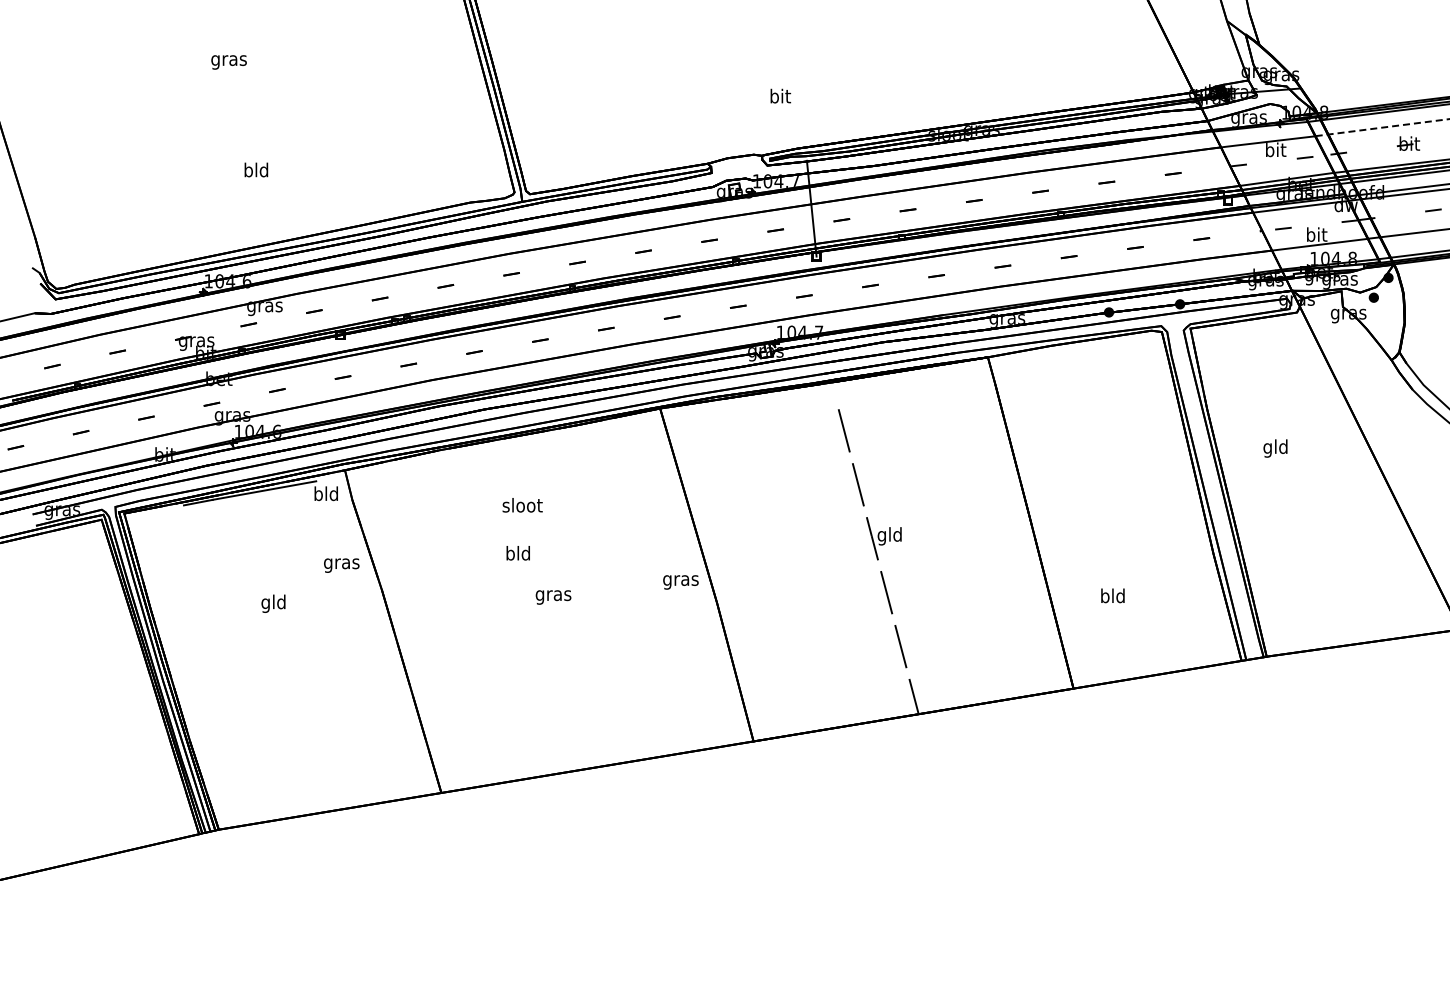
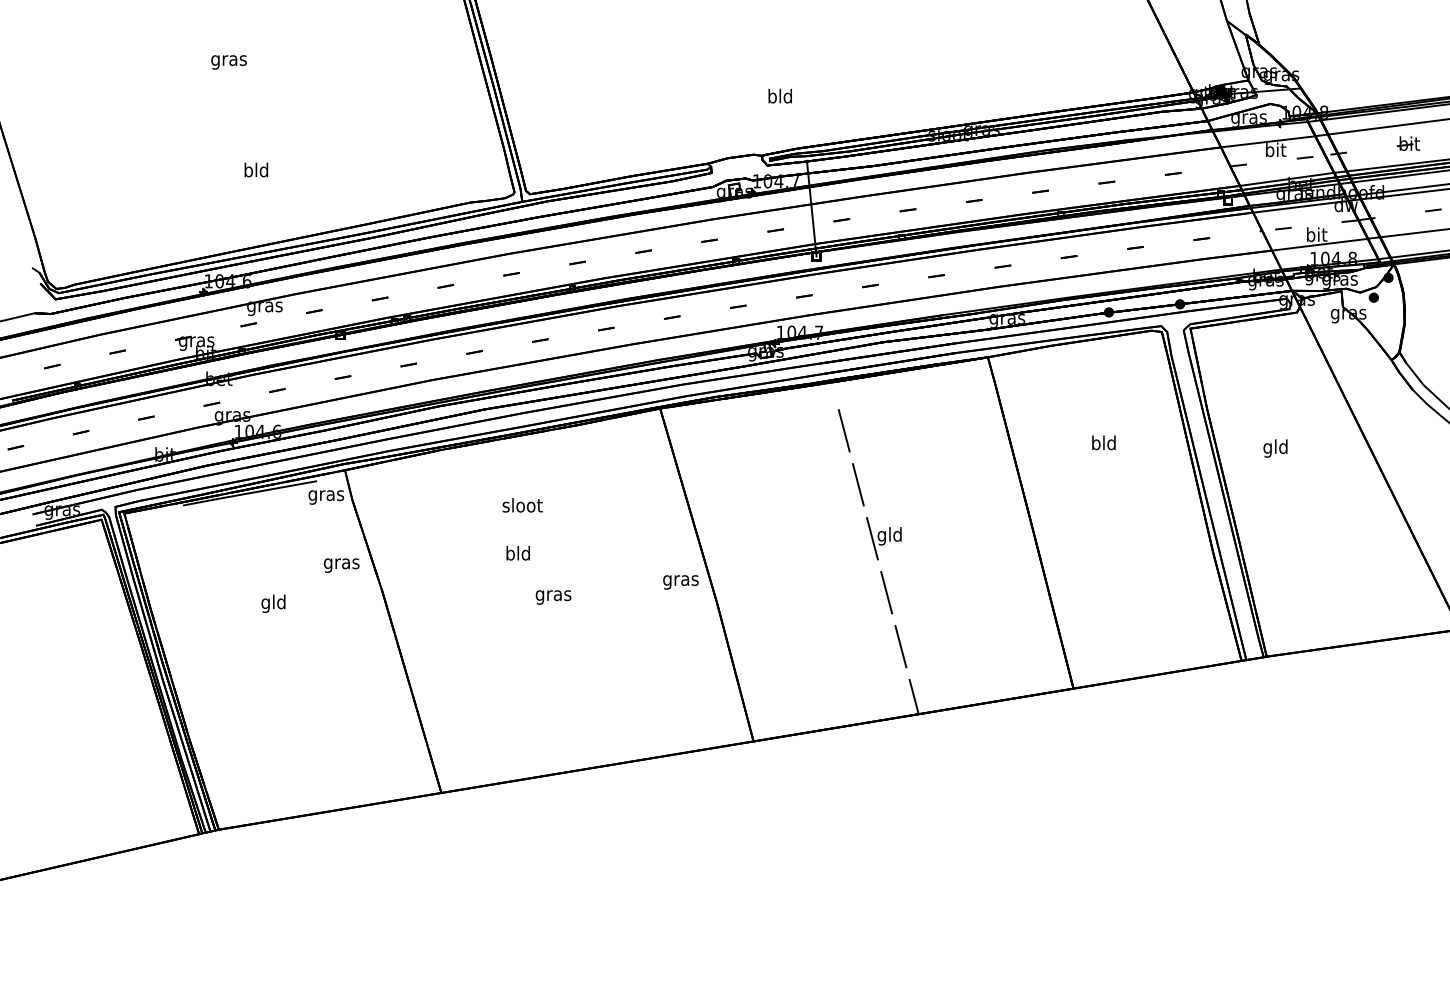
text: bit -> bld (779, 95)
line: dashed -> solid (1383, 127)
text: bld -> gras (326, 495)
text position: (1112, 595) -> (1103, 442) (1103, 442)
